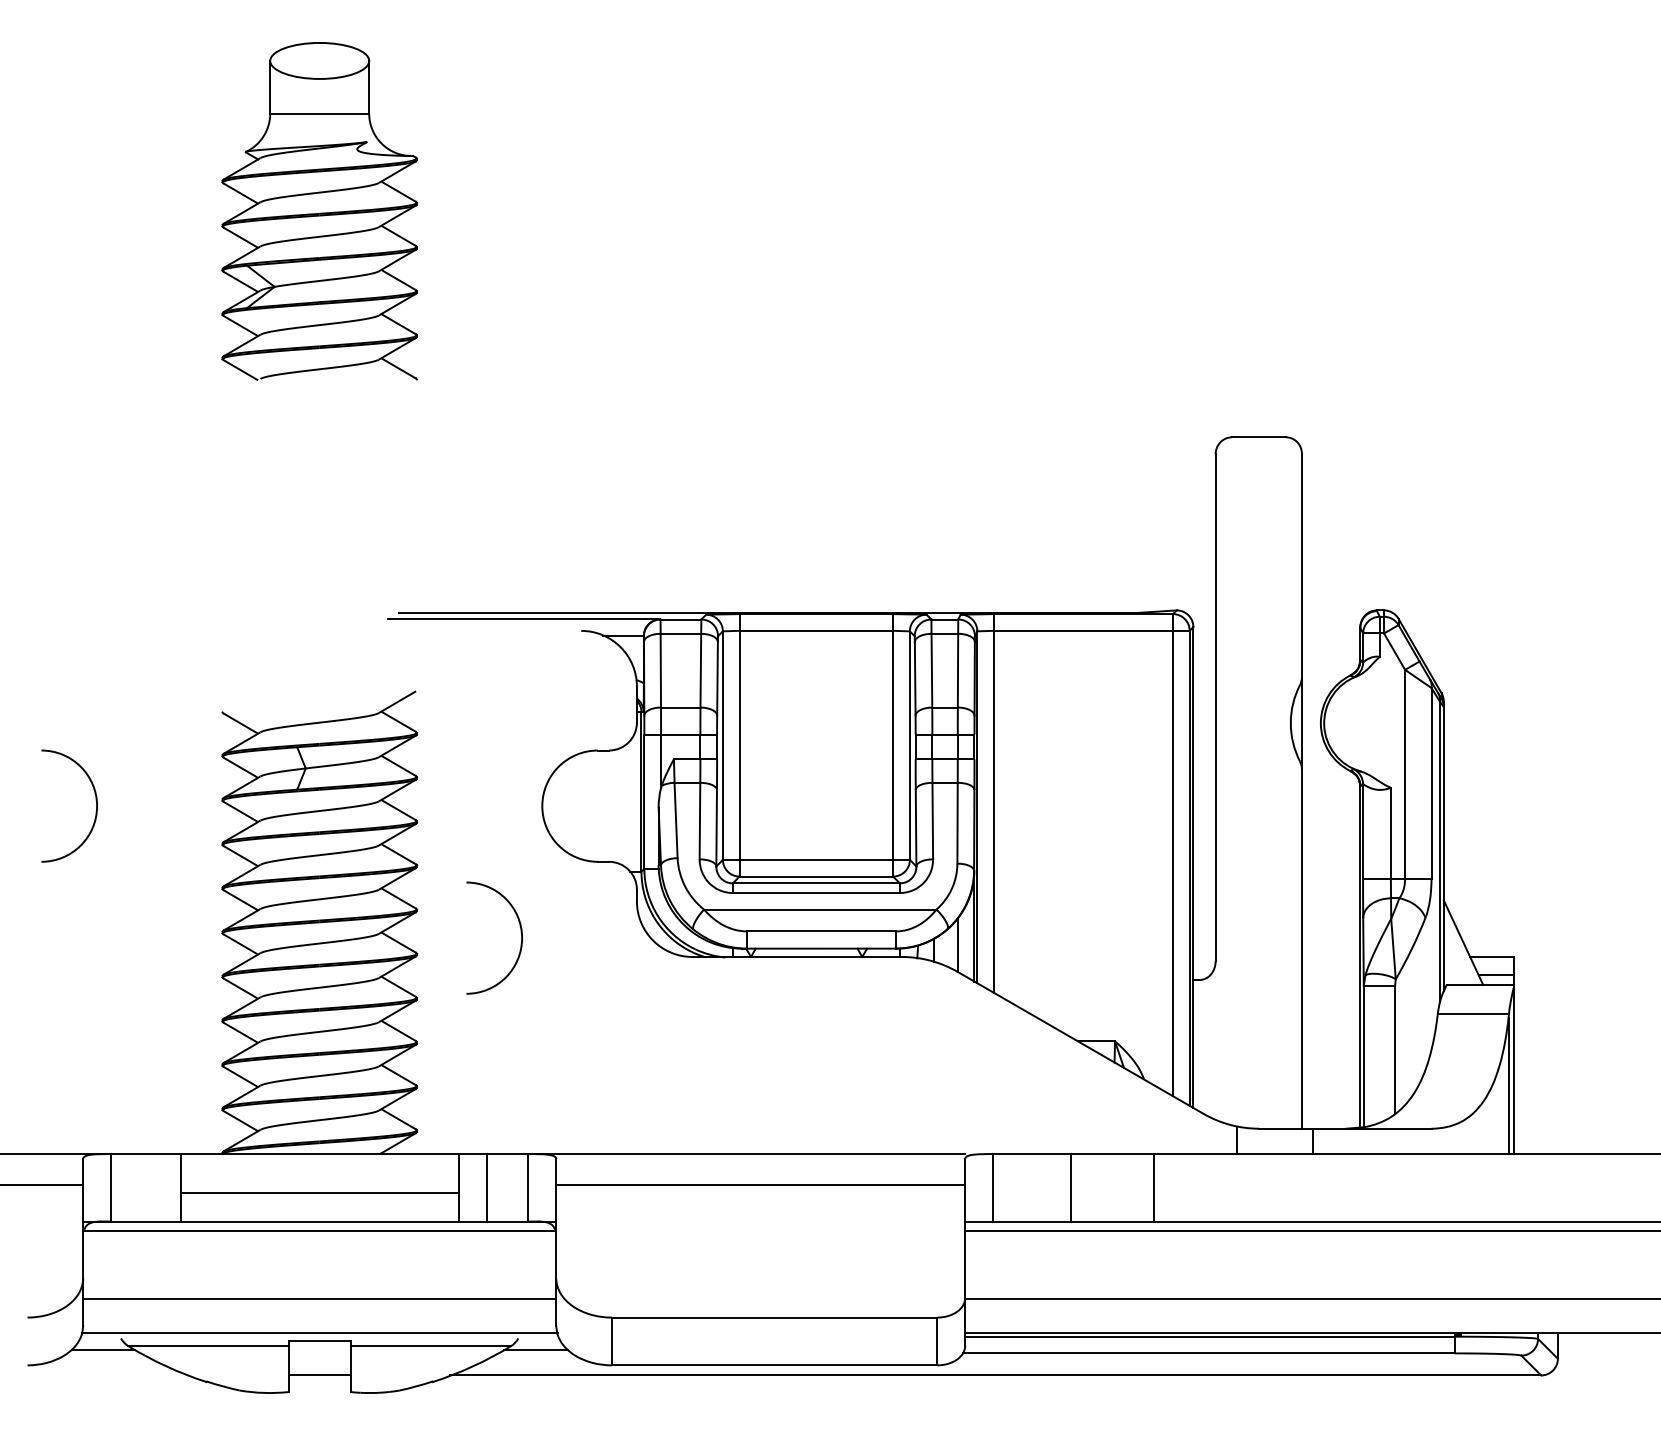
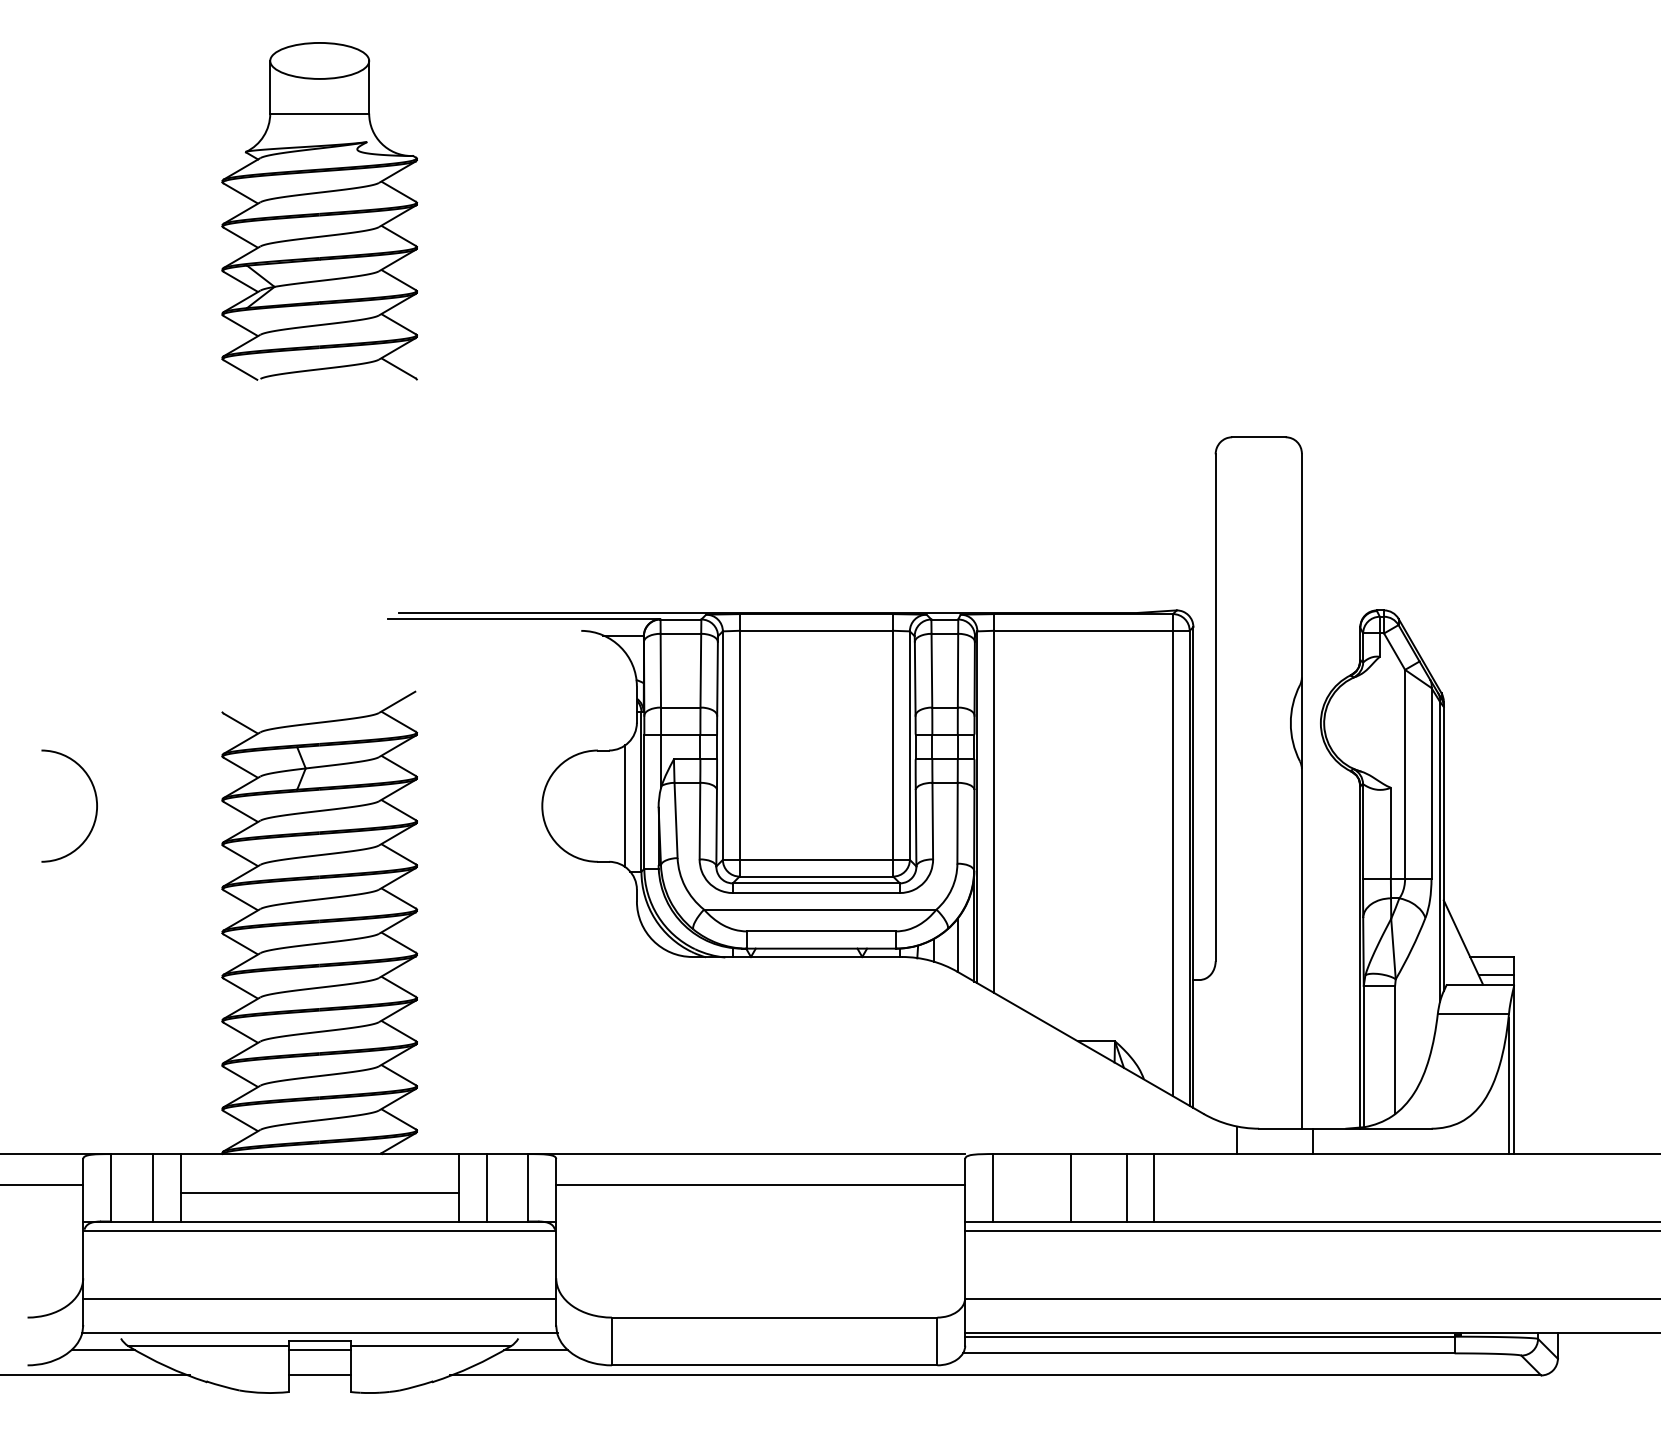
line: none -> present (624, 806)
arc: present -> none (520, 932)
line: none -> present (152, 1187)
line: none -> present (1126, 1187)
line: none -> present (319, 1349)
line: none -> present (95, 1375)
